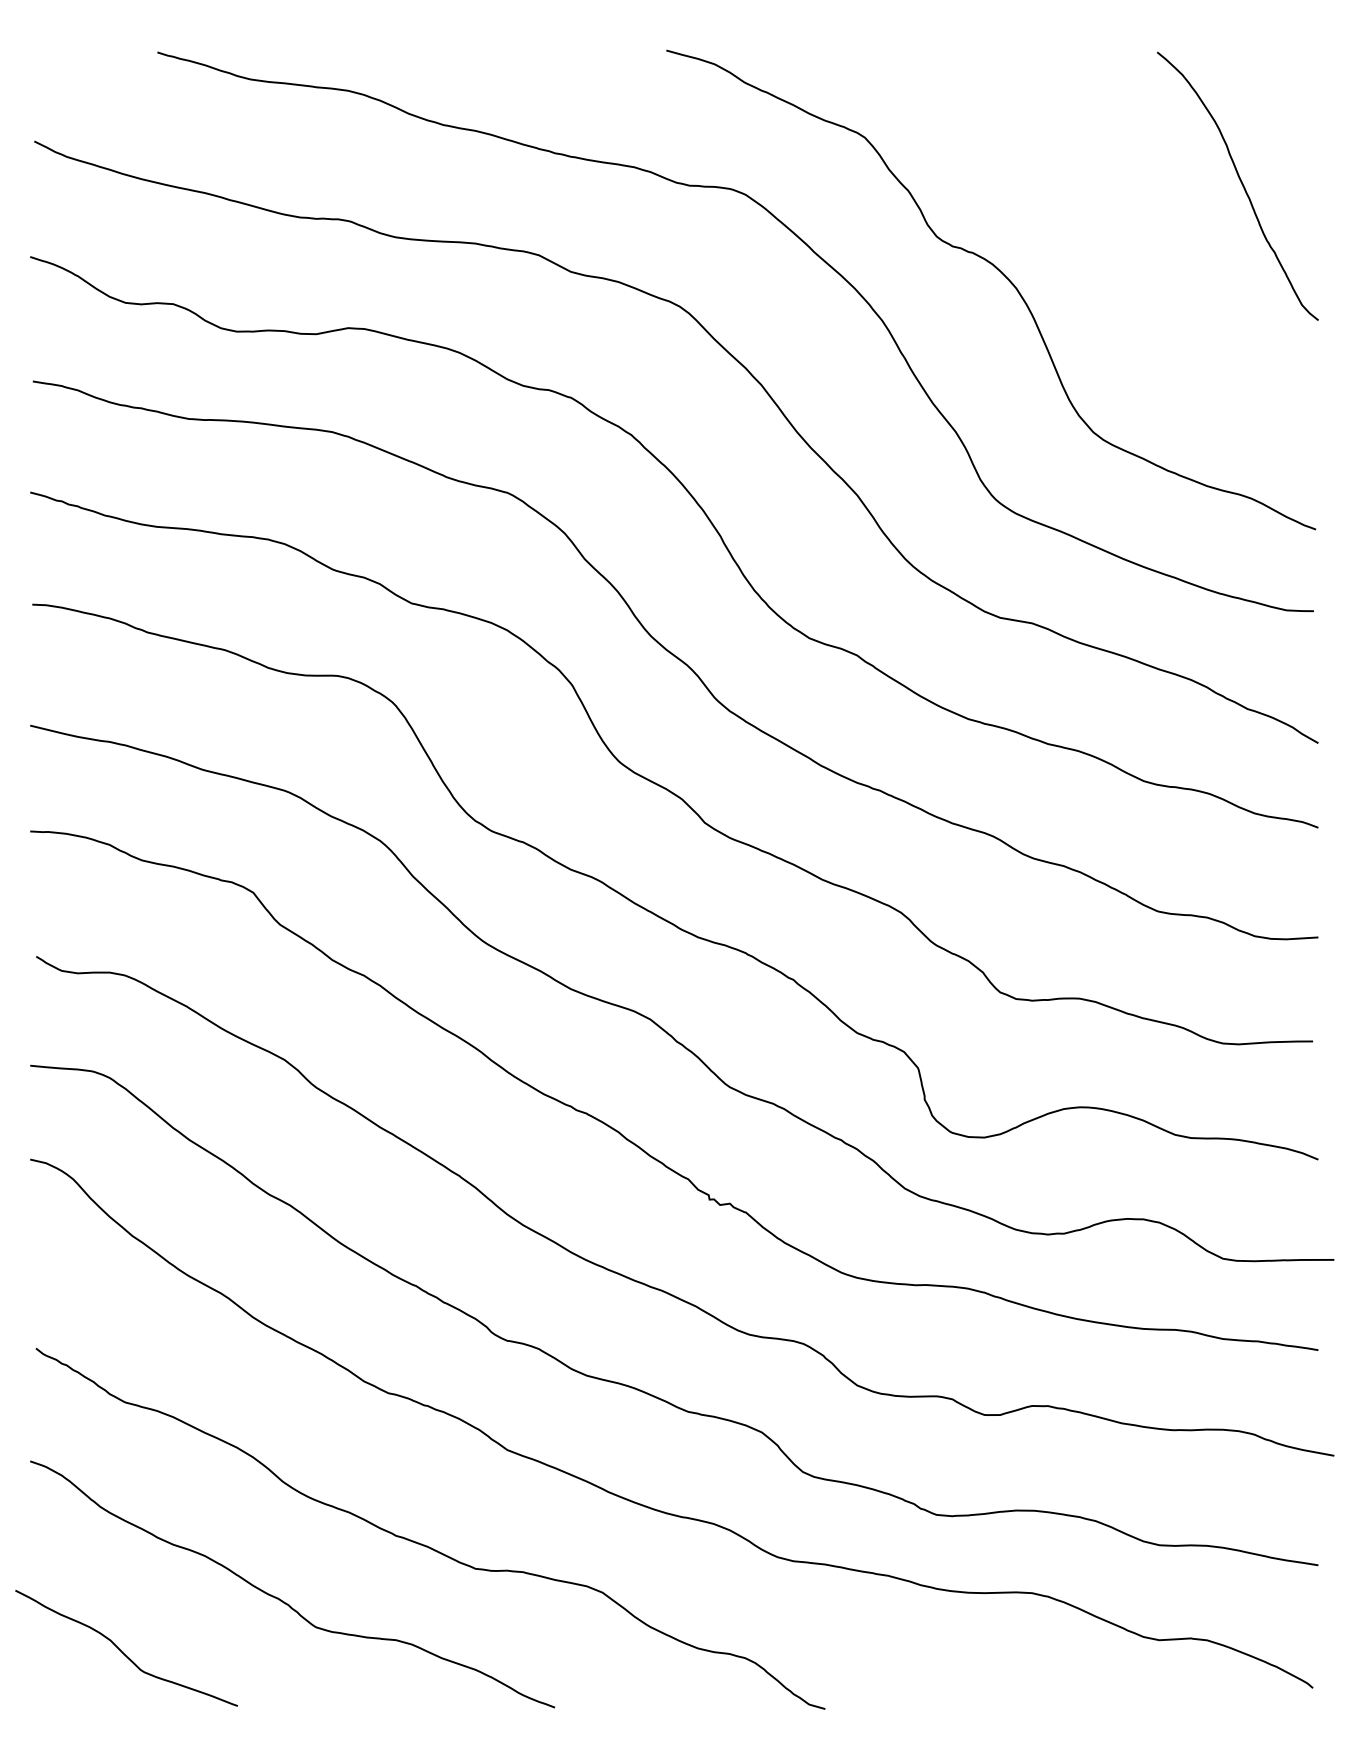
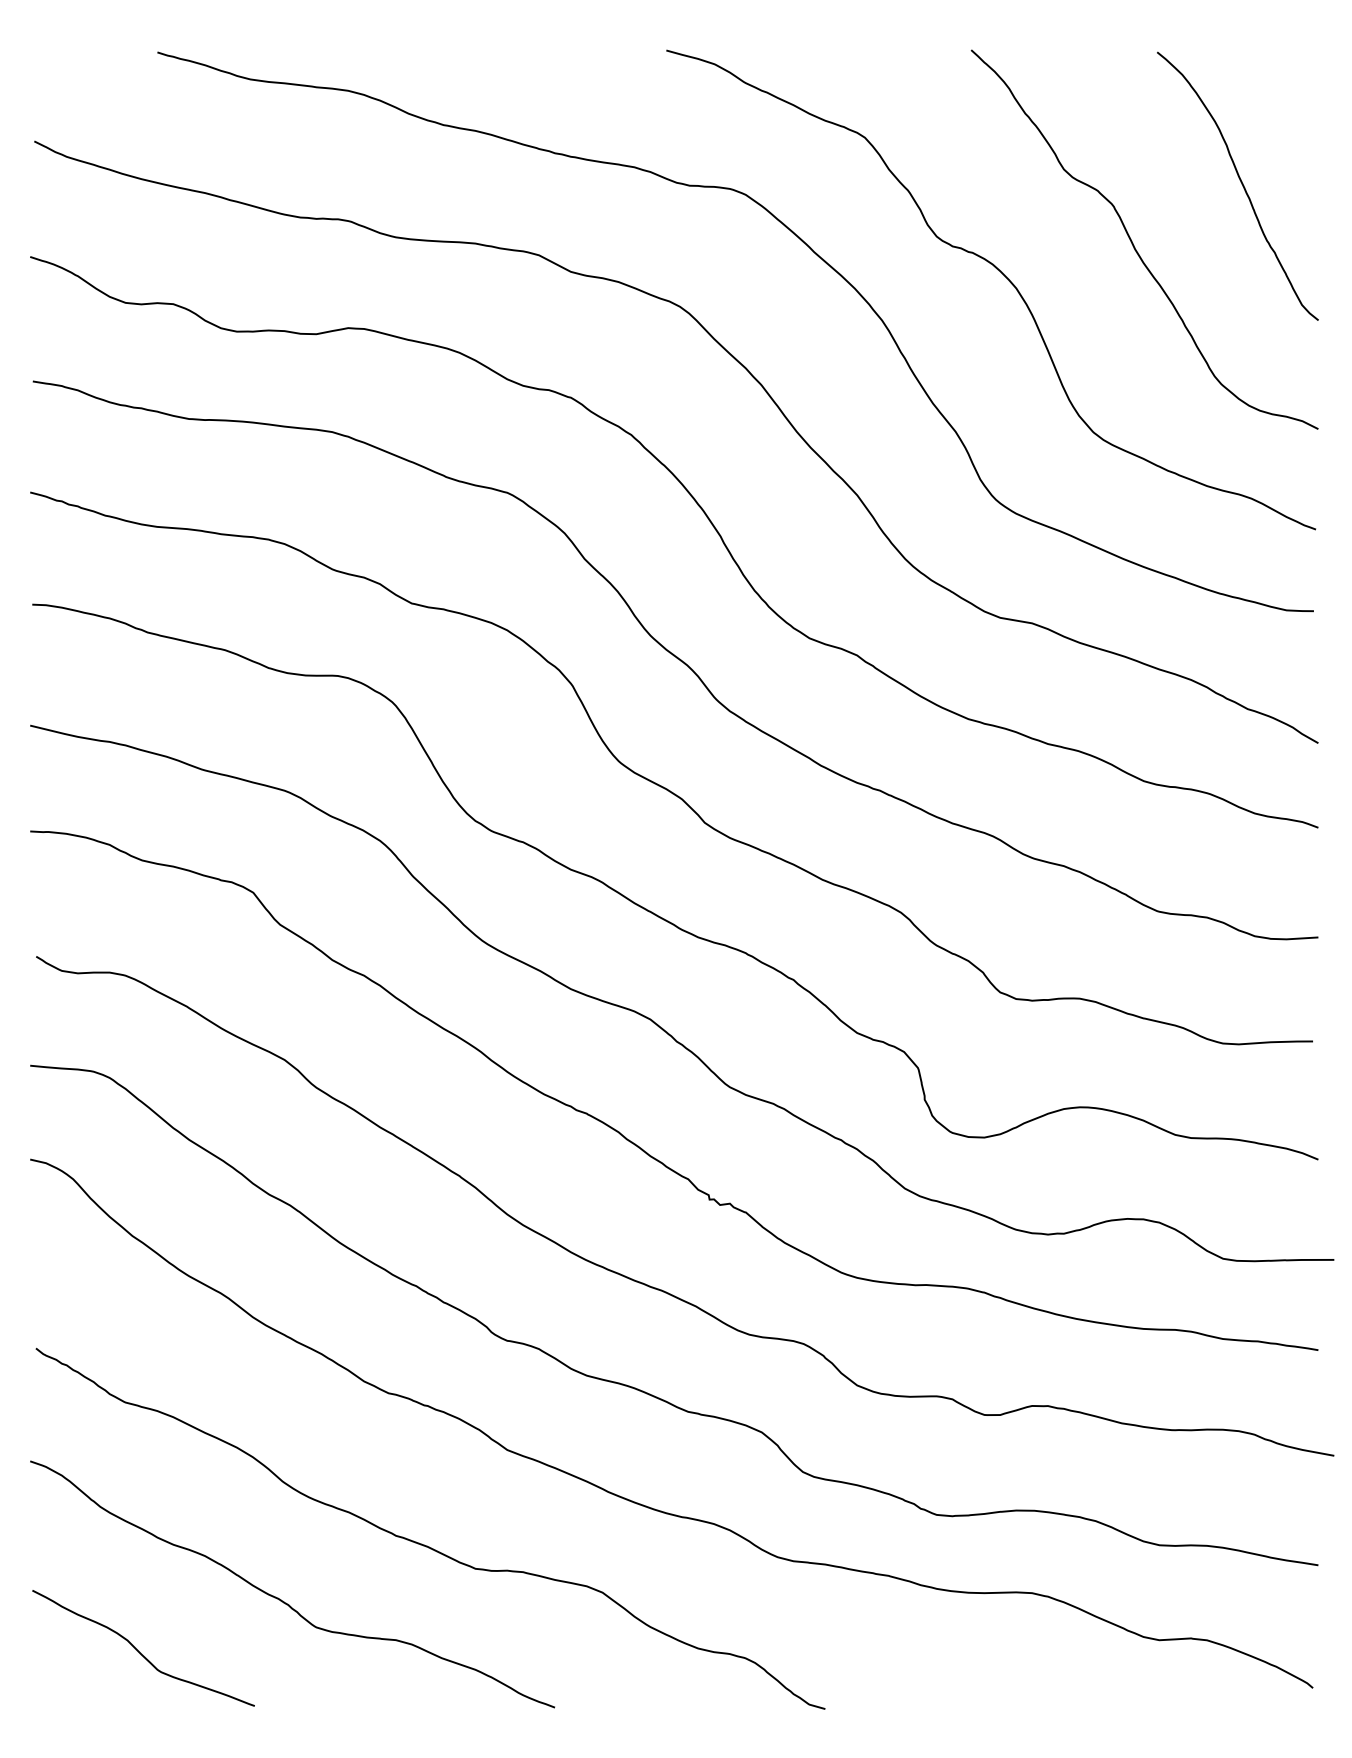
curve: none -> present (1134, 245)
curve position: (122, 1651) -> (139, 1651) (139, 1651)
